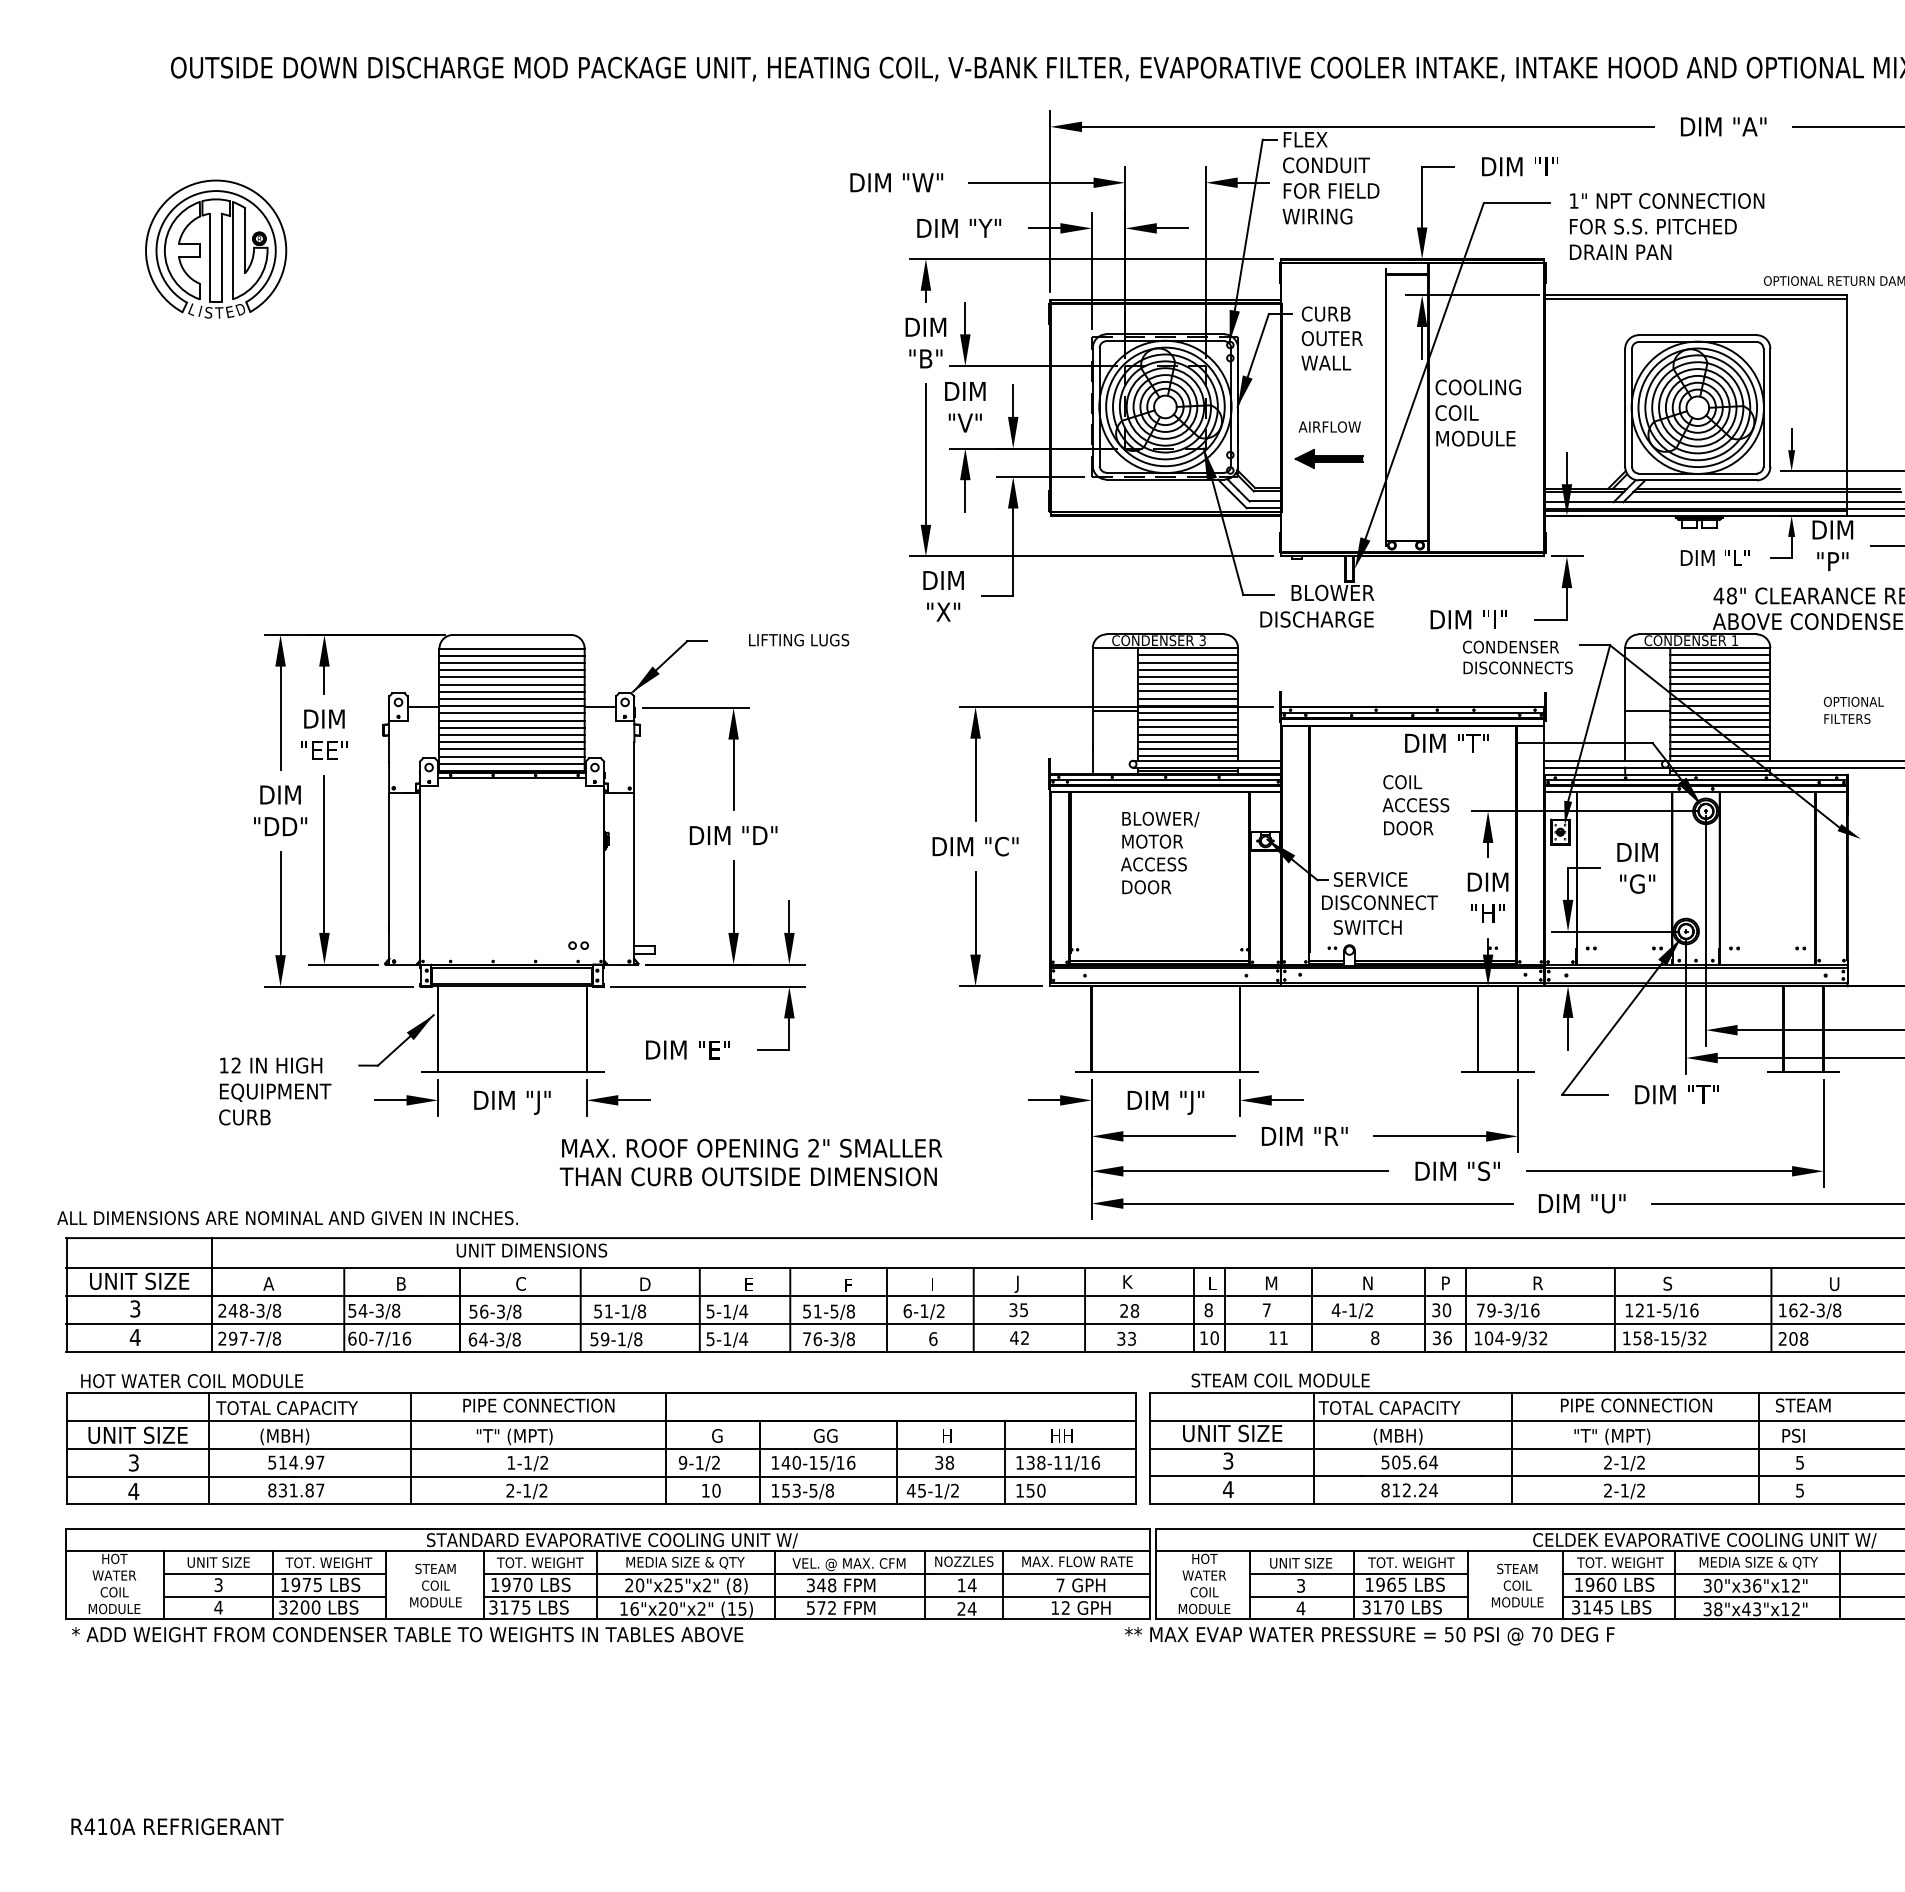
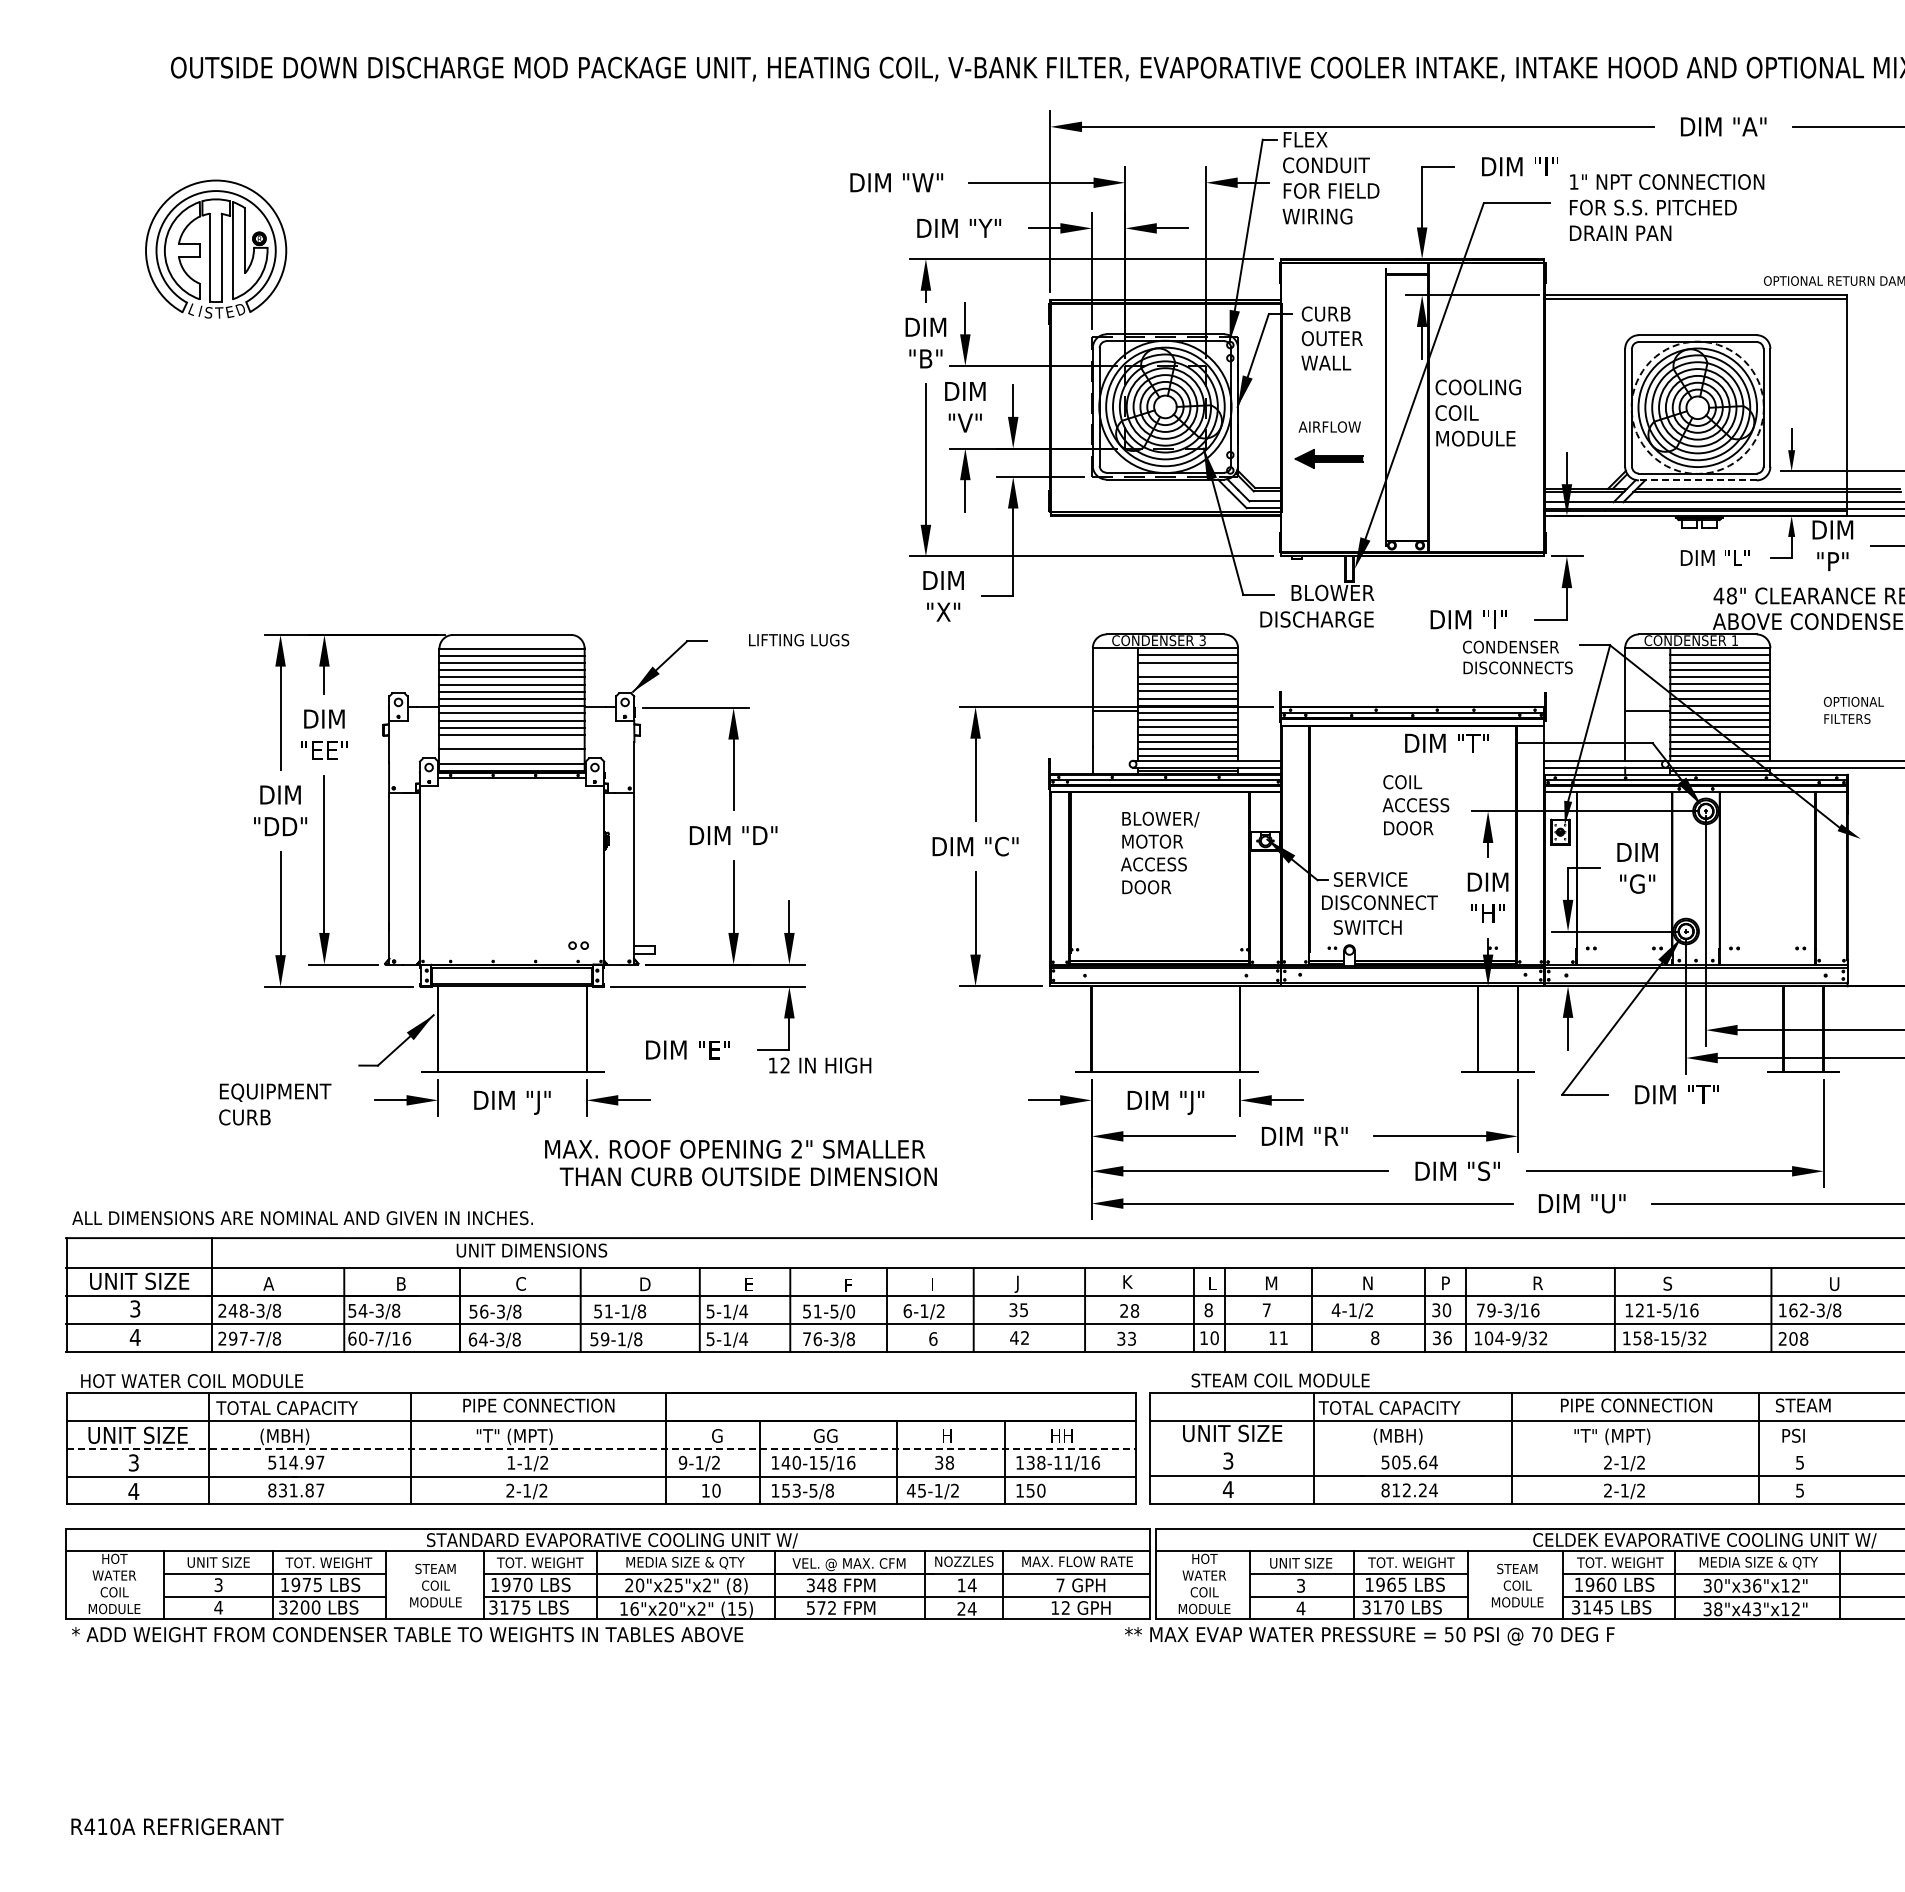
text position: (1667, 226) -> (1667, 207) (1667, 207)
circle: solid -> dashed (1697, 407)
line: solid -> dashed (1697, 480)
line: present -> none (1187, 669)
line: present -> none (511, 742)
line: present -> none (511, 756)
text position: (271, 1065) -> (820, 1065) (820, 1065)
text position: (752, 1147) -> (735, 1148) (735, 1148)
text position: (287, 1218) -> (302, 1218) (302, 1218)
text: 51-5/8 -> 51-5/0 (850, 1311)
line: solid -> dashed (601, 1448)
line: present -> none (1525, 1448)
